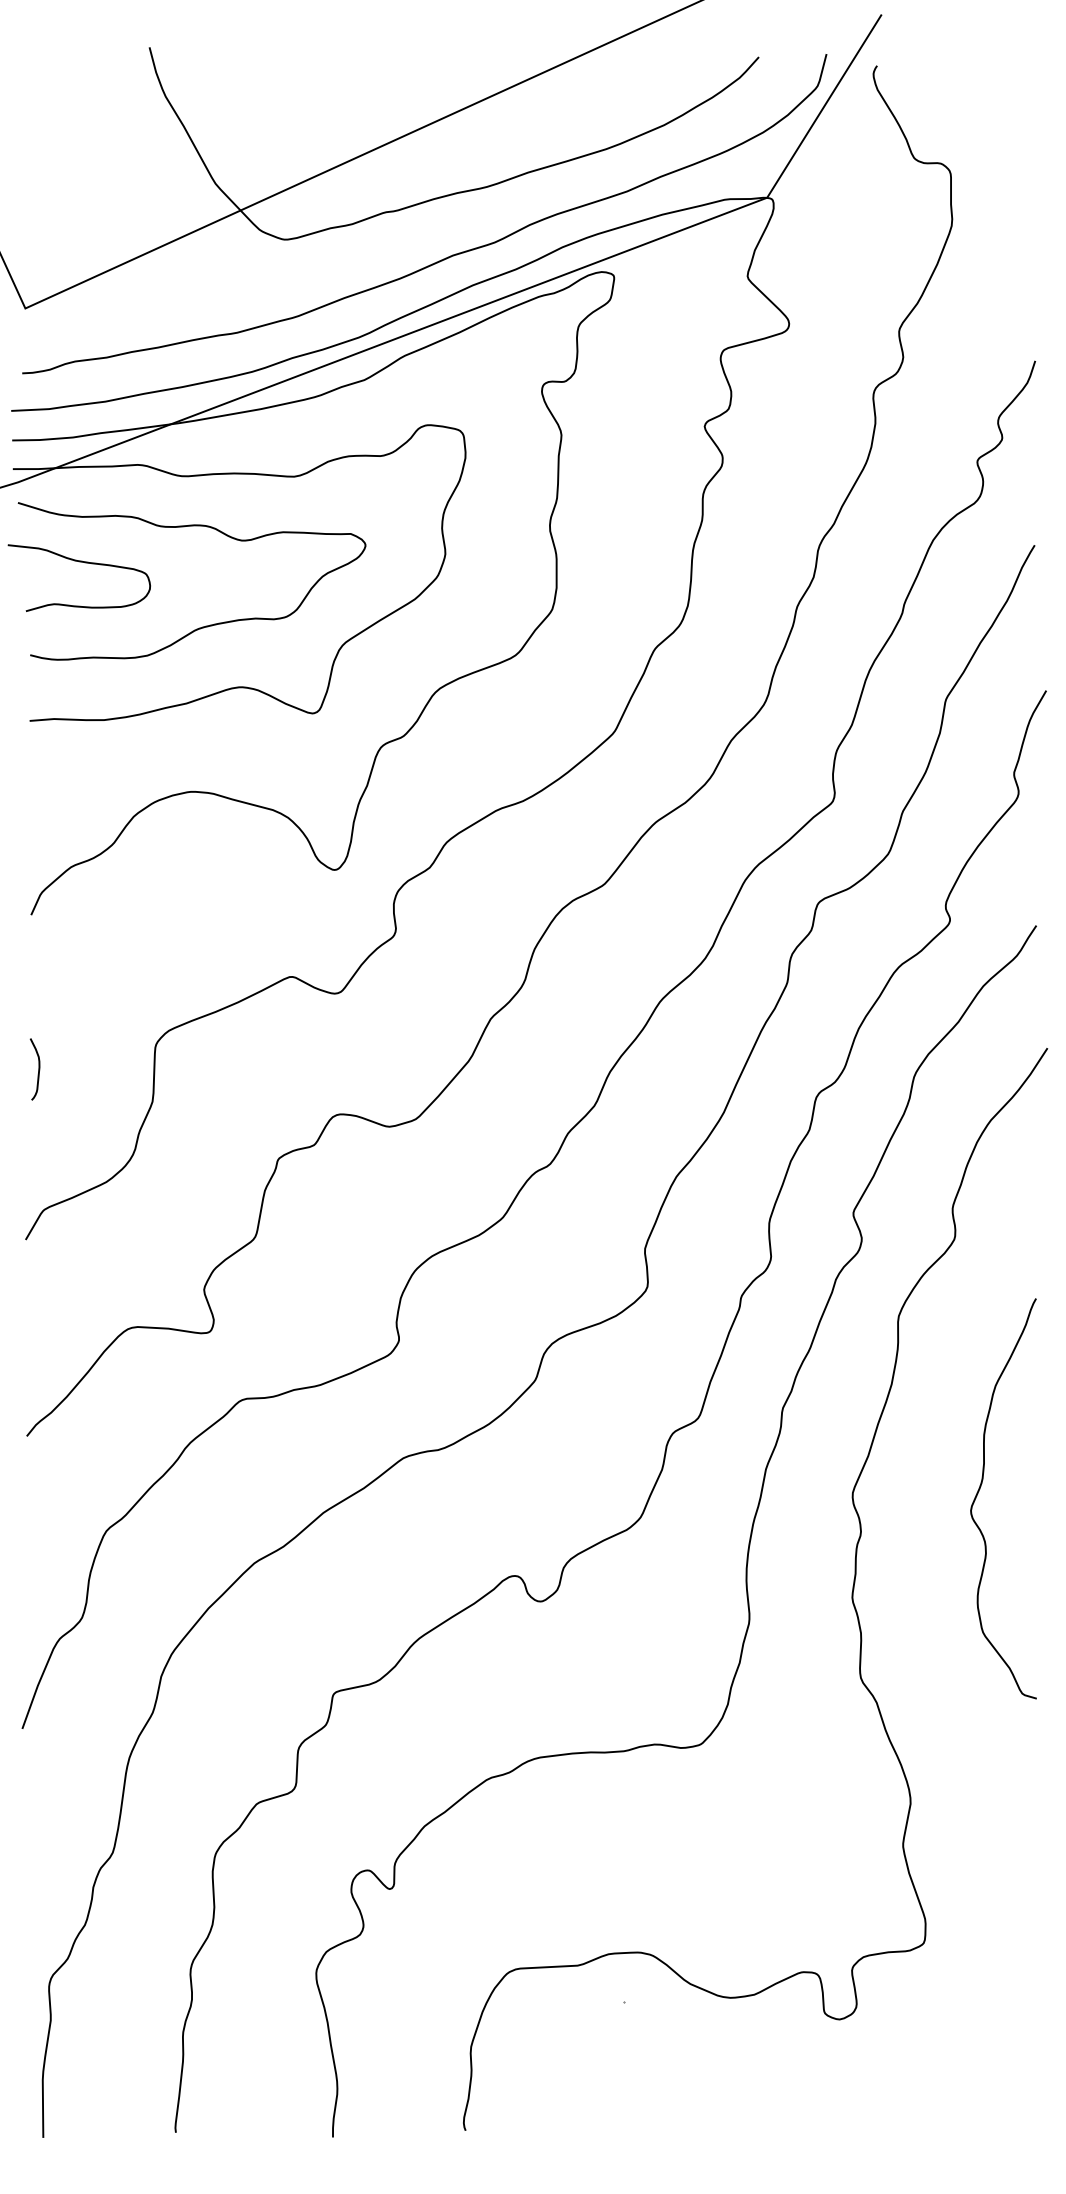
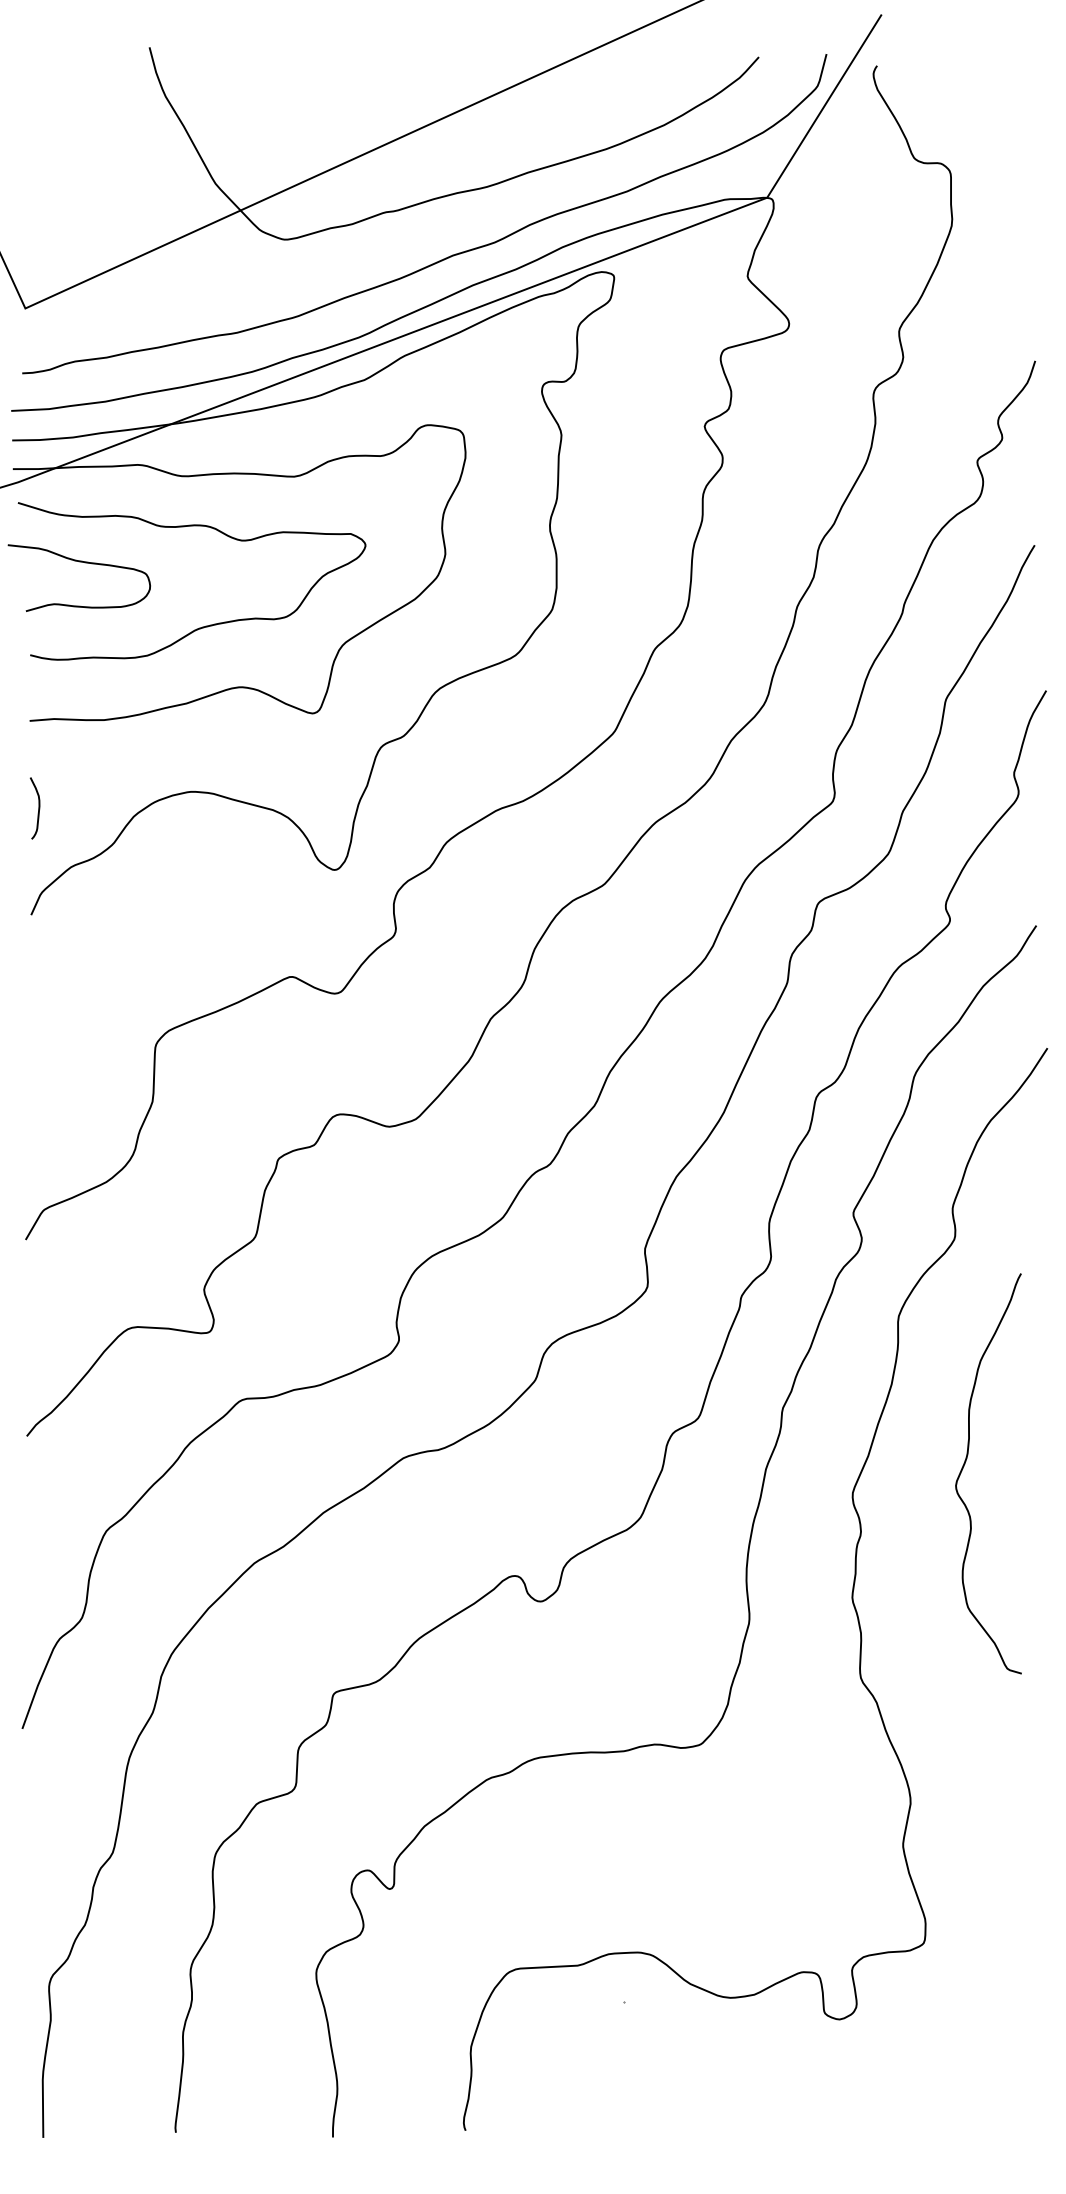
curve position: (38, 1069) -> (38, 808) (38, 808)
curve position: (980, 1489) -> (965, 1464) (965, 1464)
